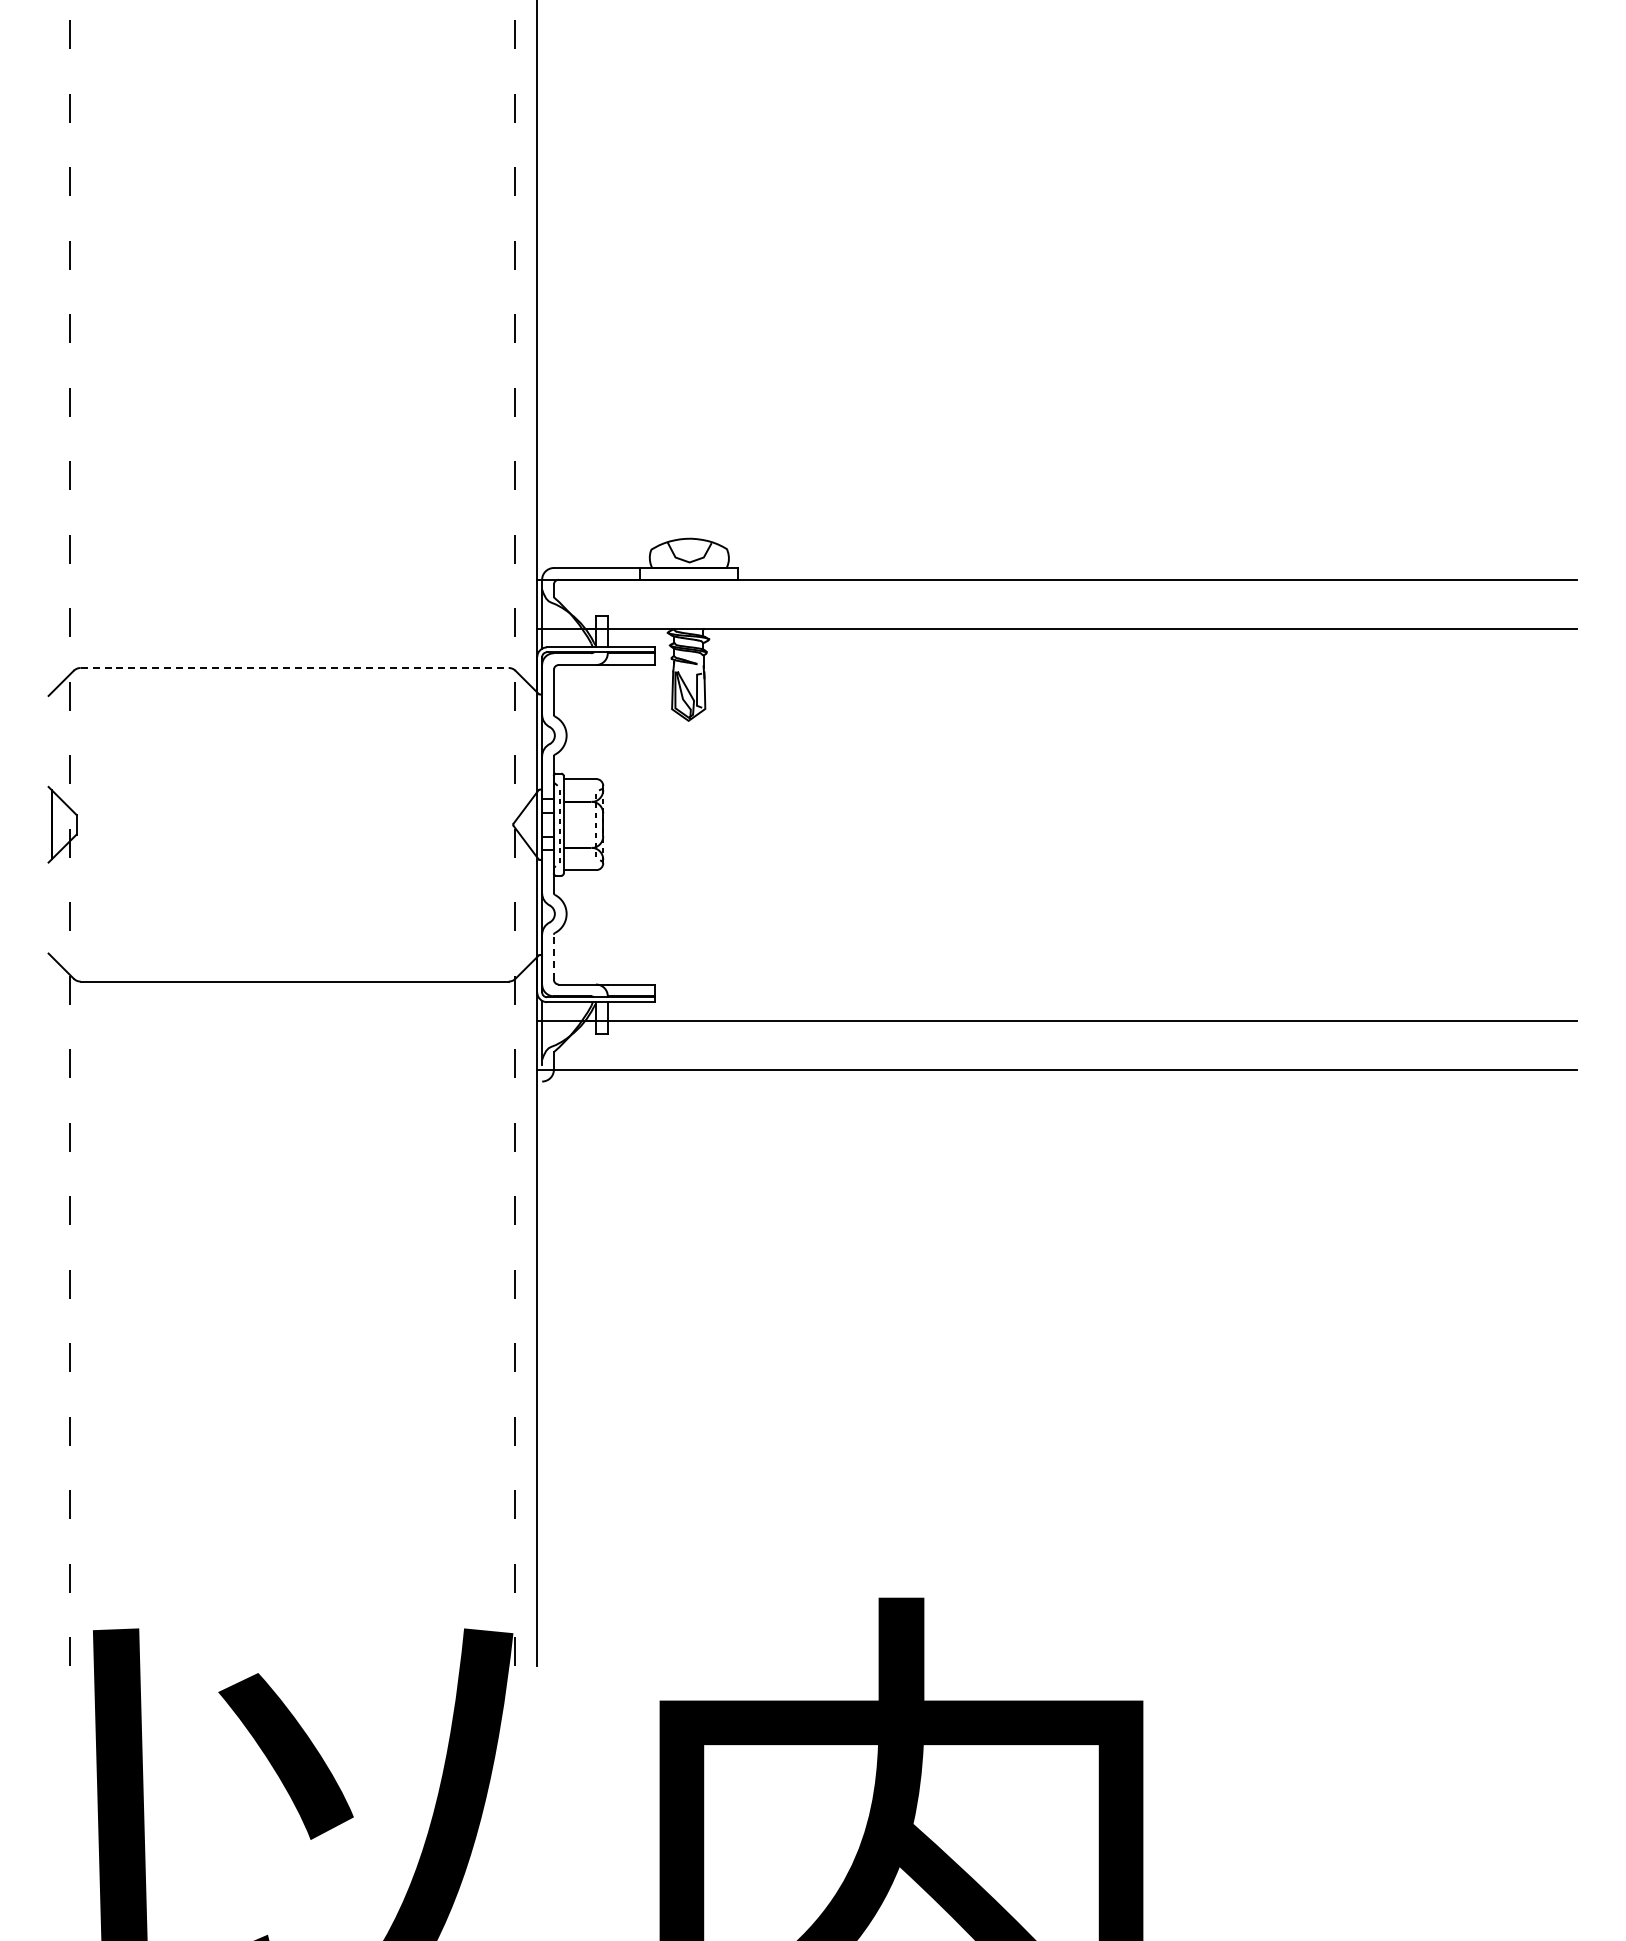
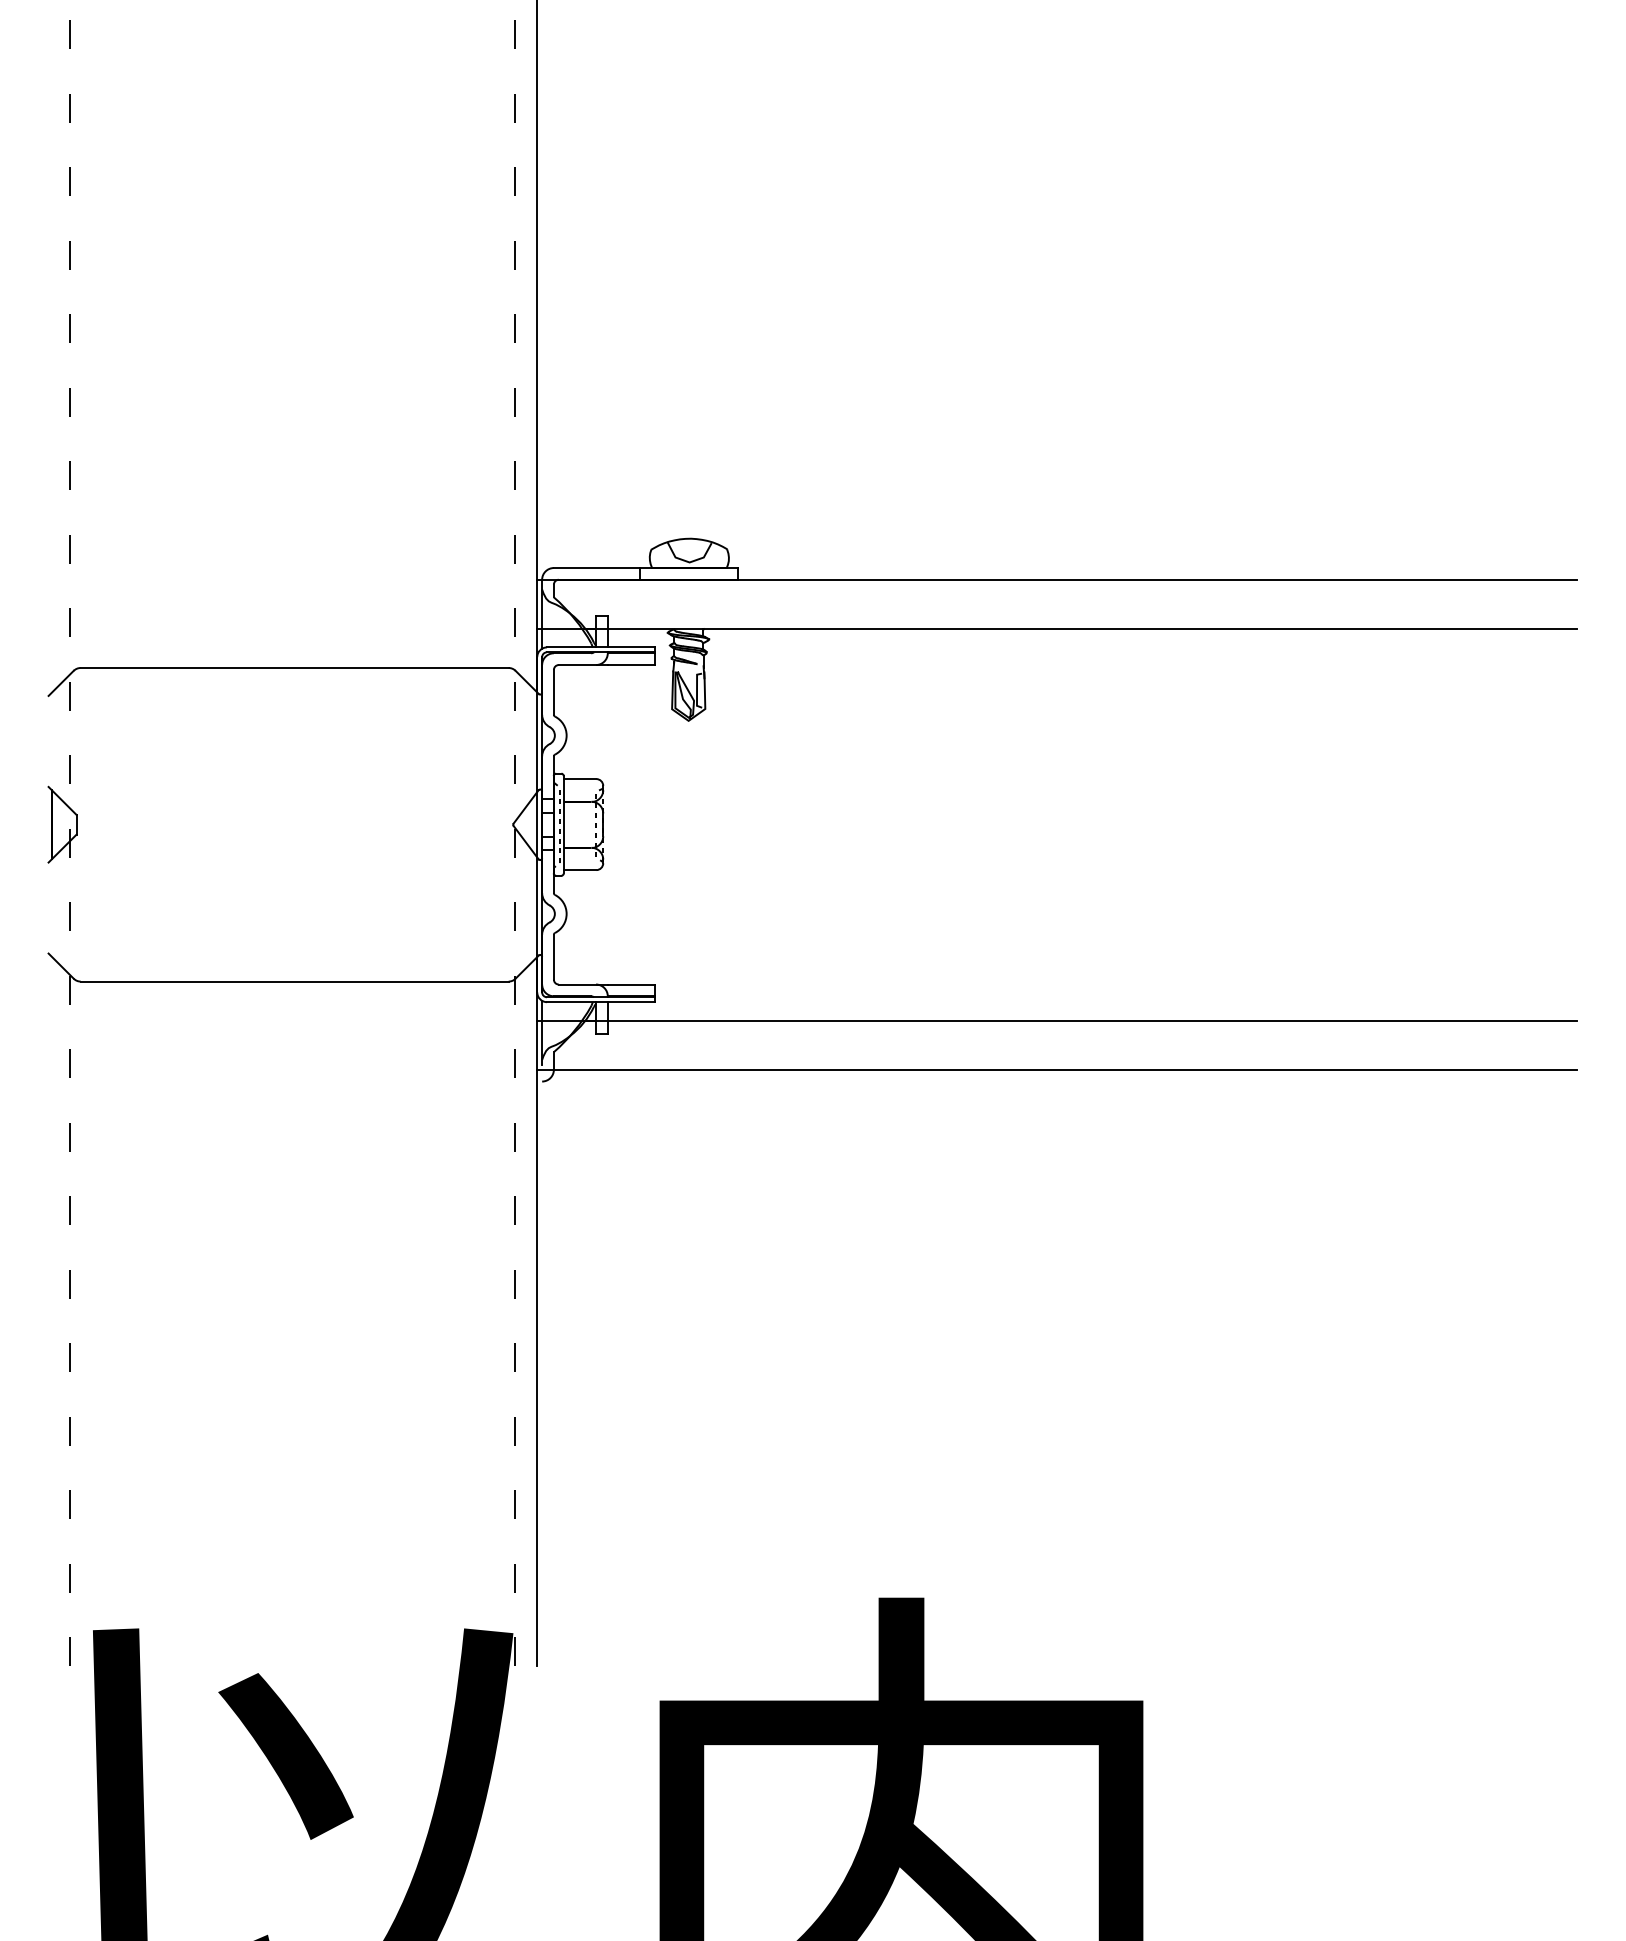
line: dashed -> solid (294, 667)
line: dashed -> solid (553, 956)
